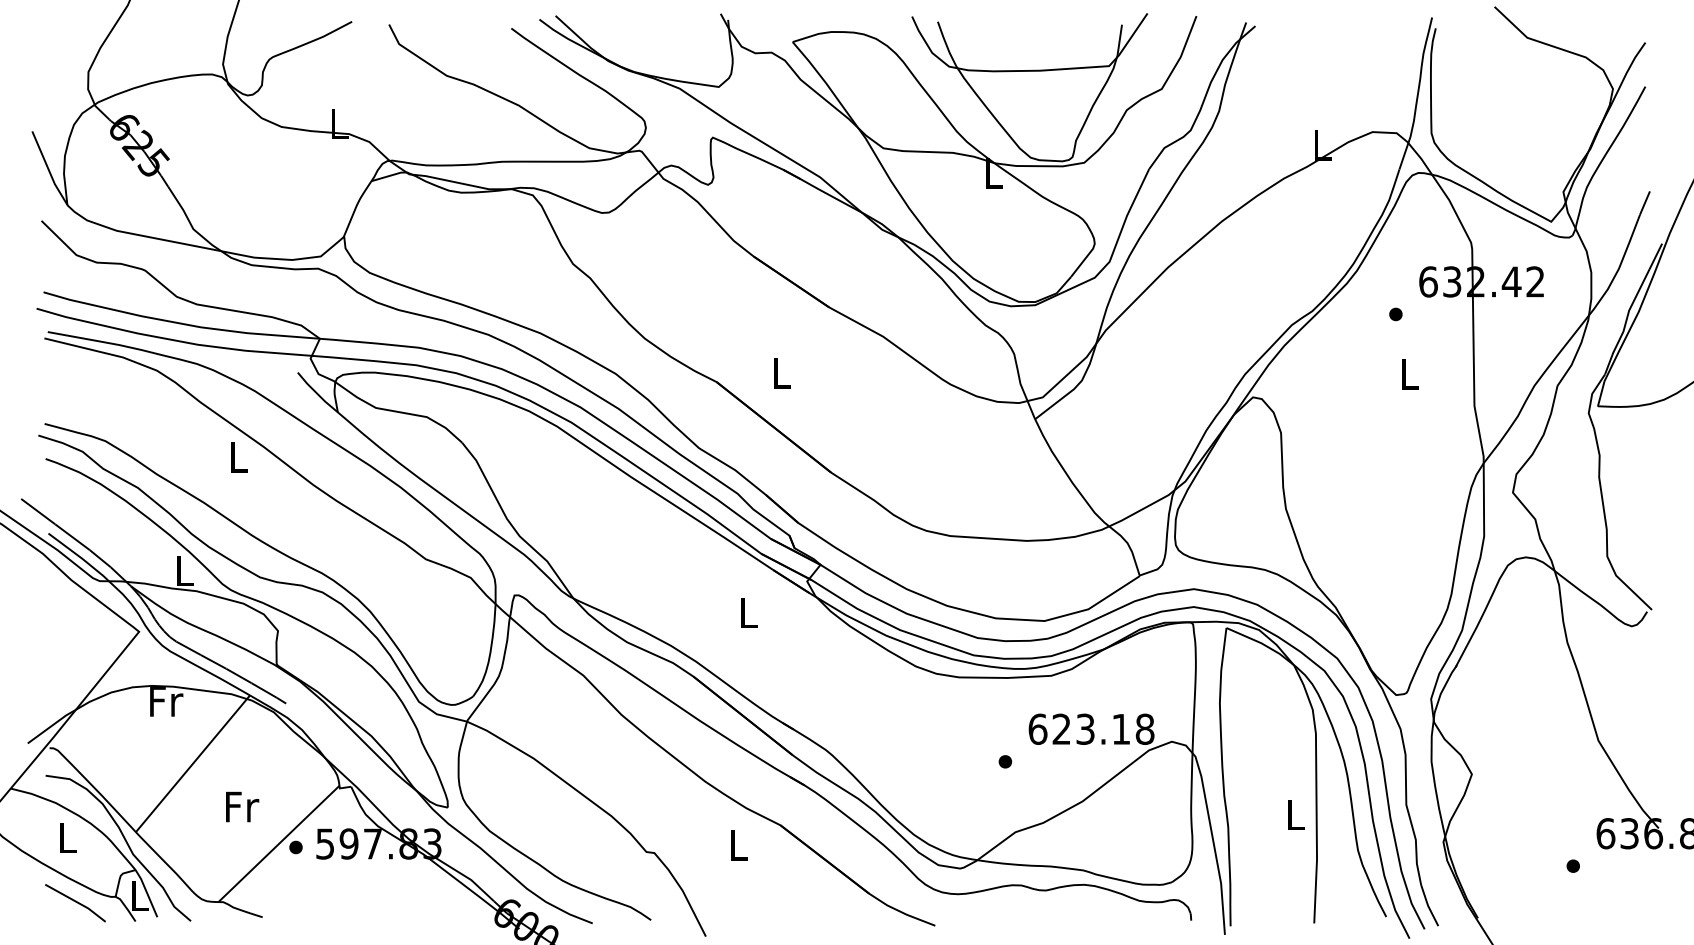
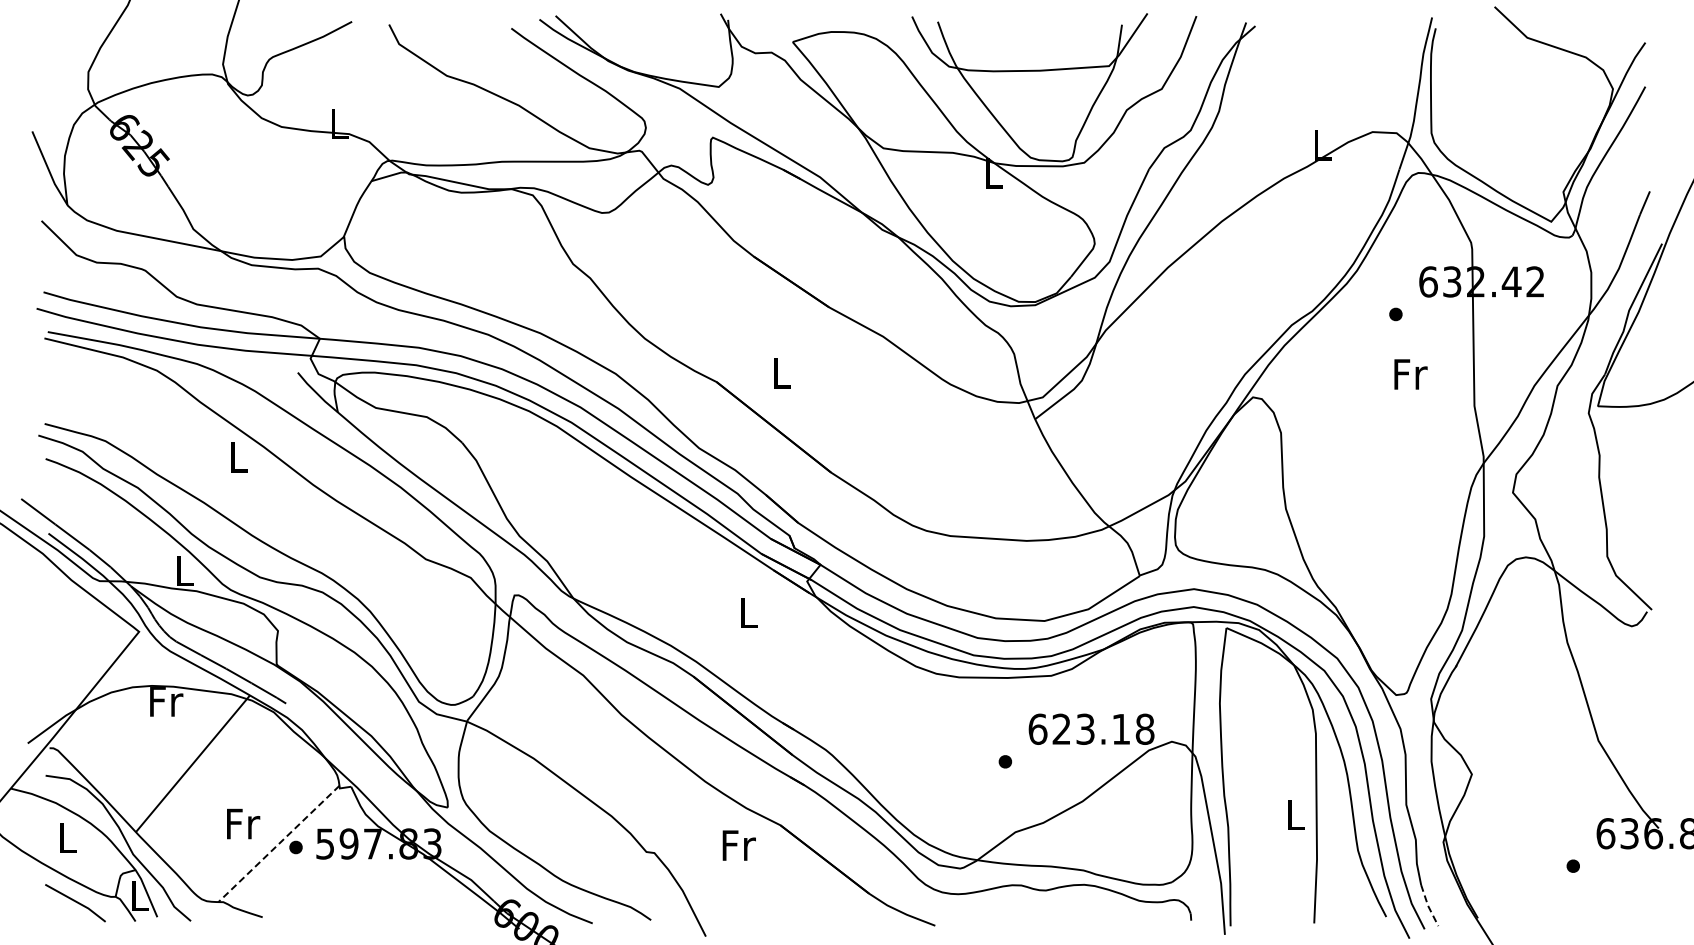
text: L -> Fr (1410, 374)
text position: (242, 806) -> (243, 823) (243, 823)
line: solid -> dashed (278, 843)
text: L -> Fr (738, 845)
line: solid -> dashed (1428, 905)
